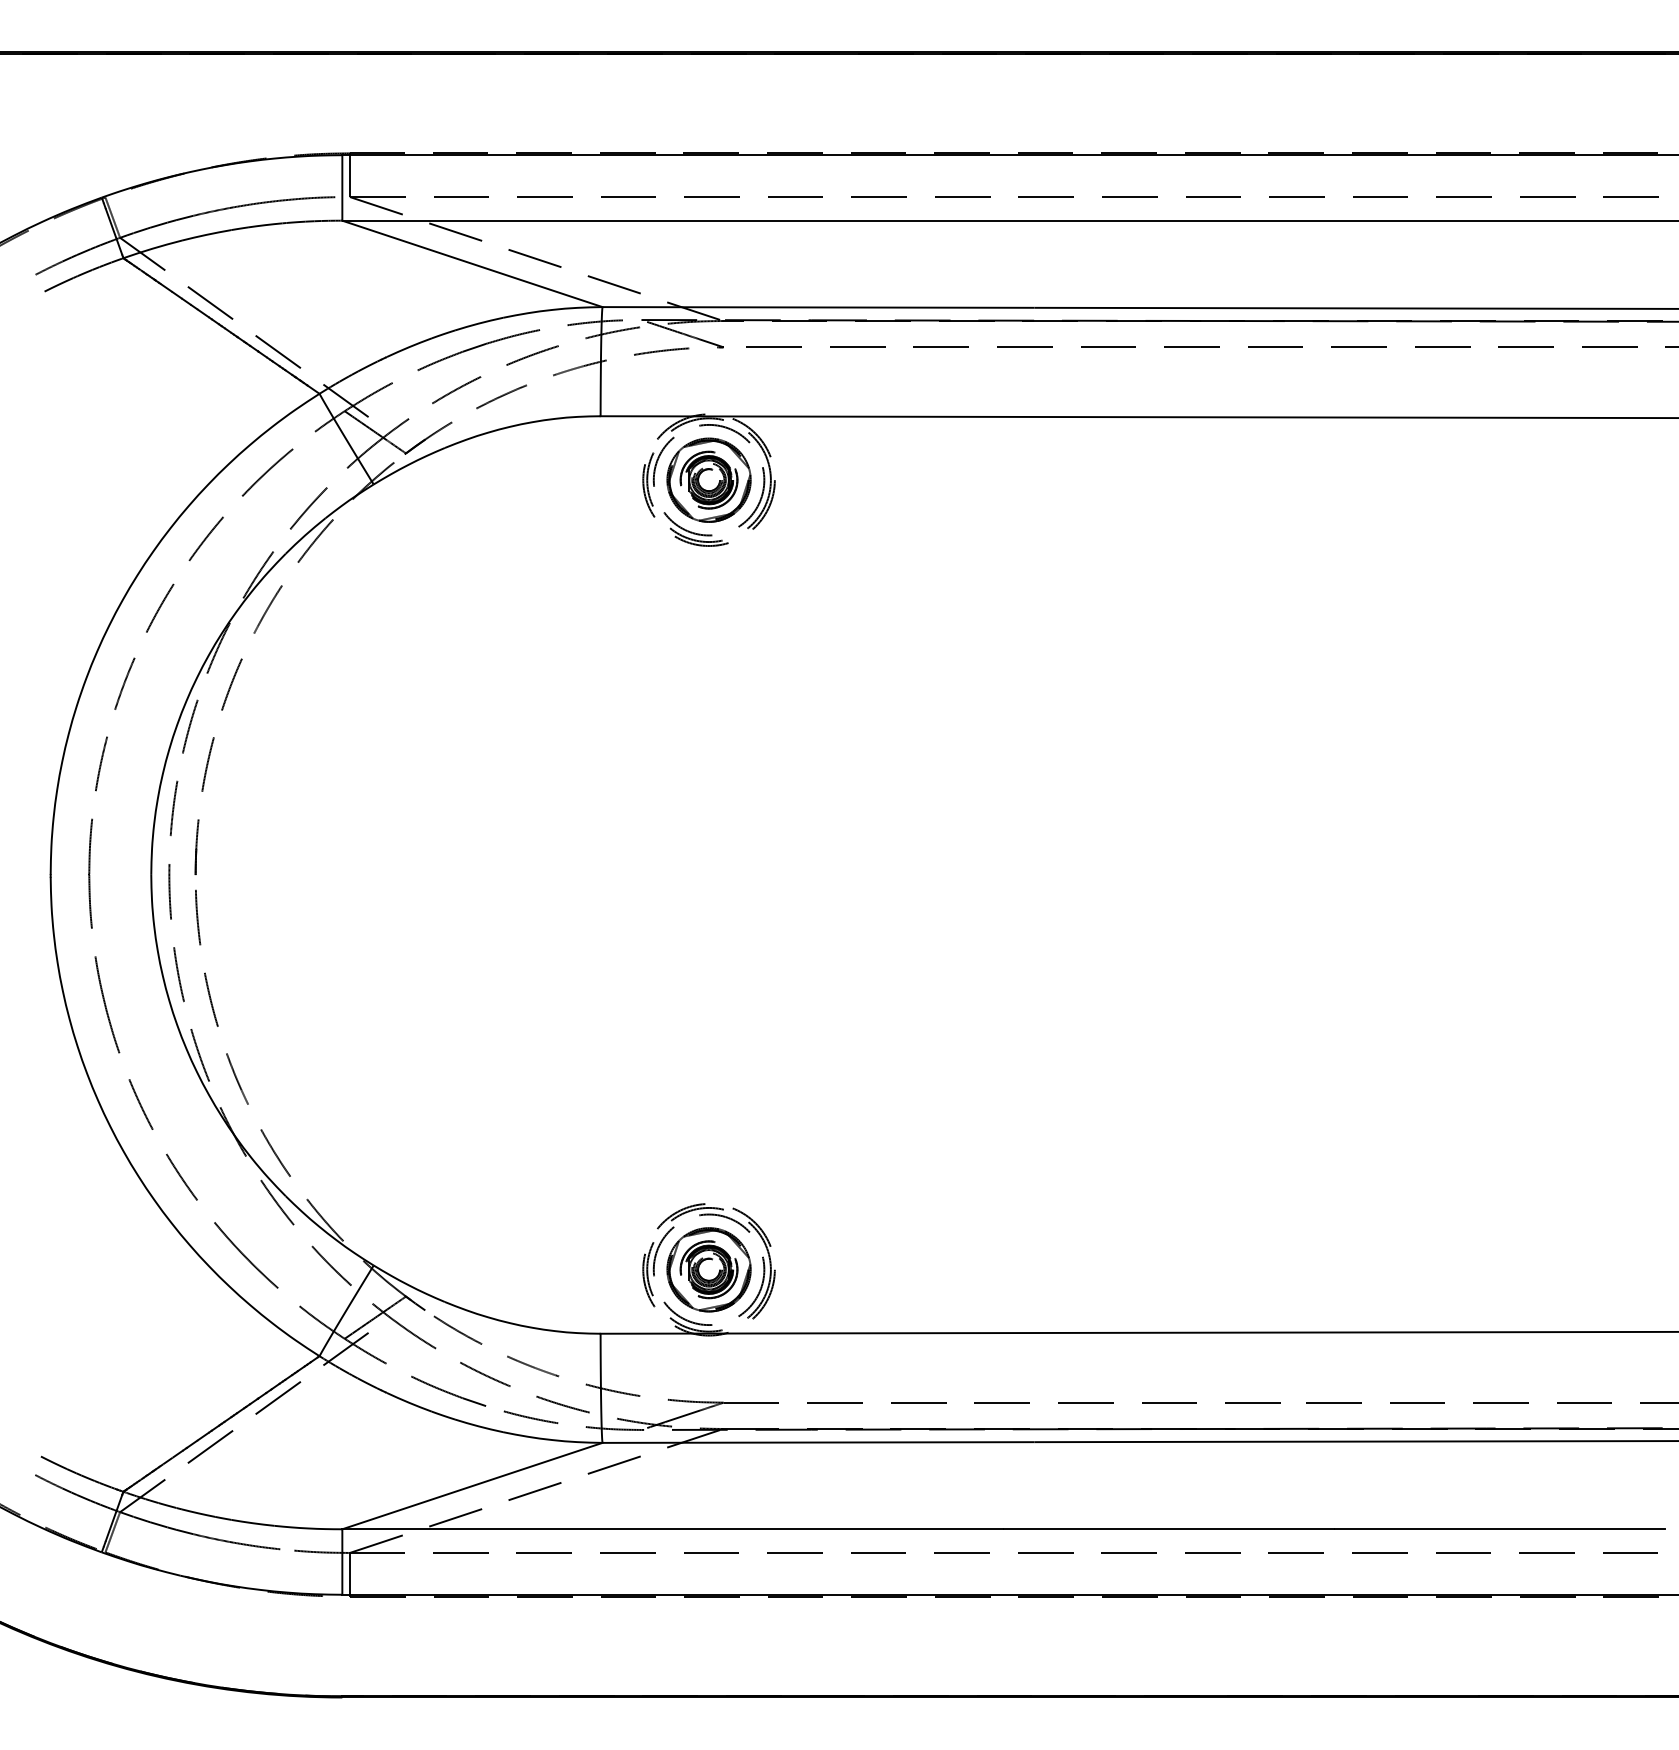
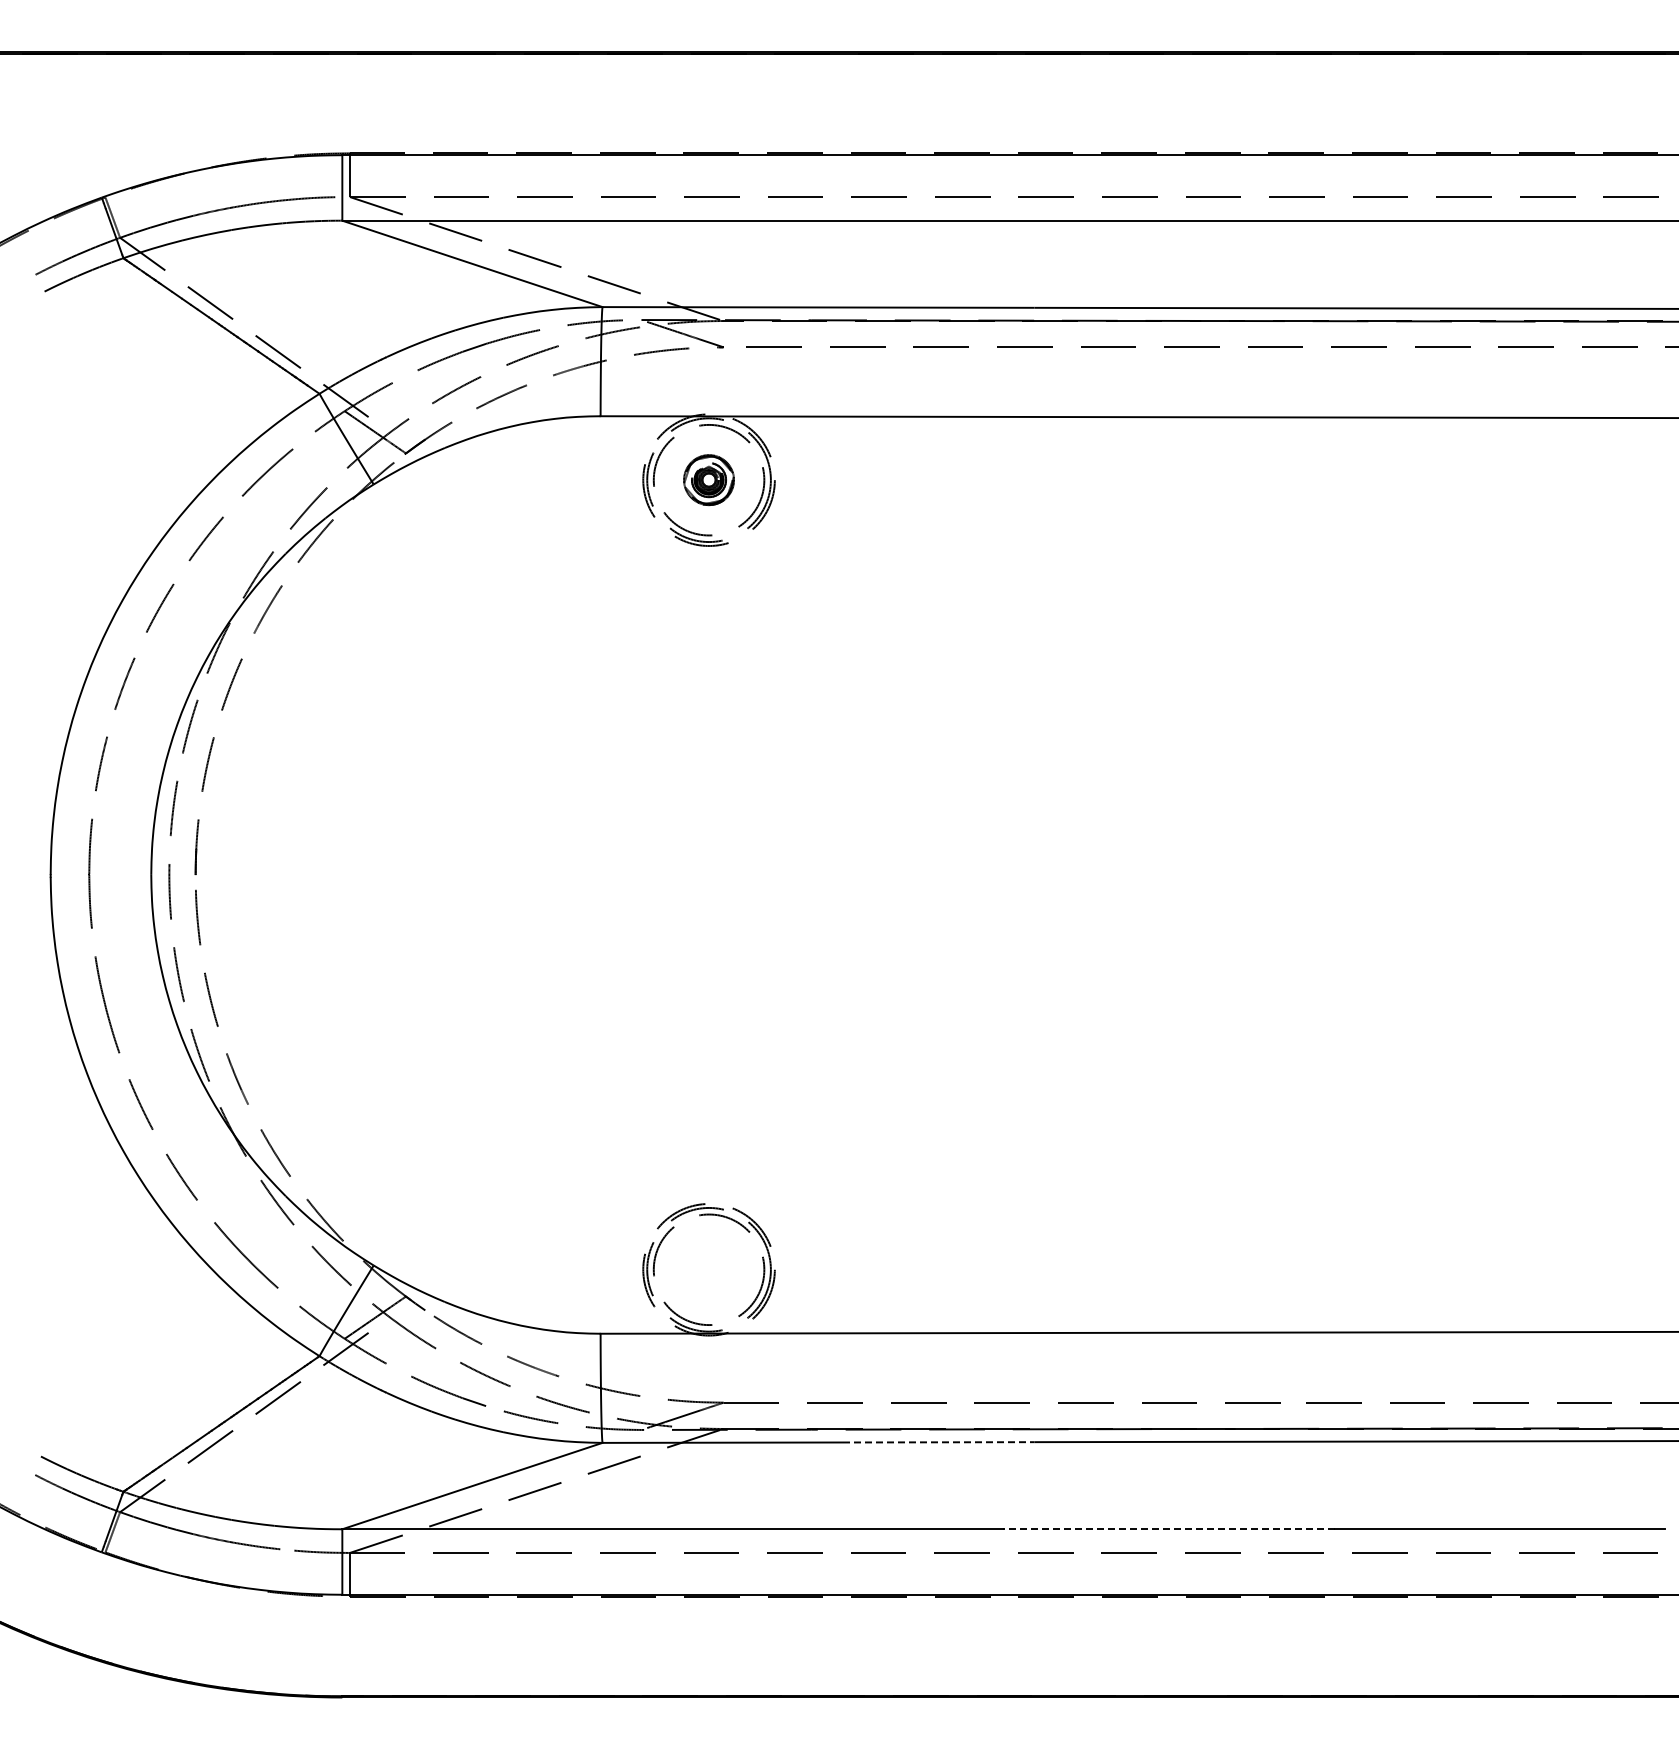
part size: 86x86 px -> 52x53 px (708, 480)
part: present -> none (708, 1269)
line: solid -> dashed (938, 1442)
line: solid -> dashed (1167, 1529)
